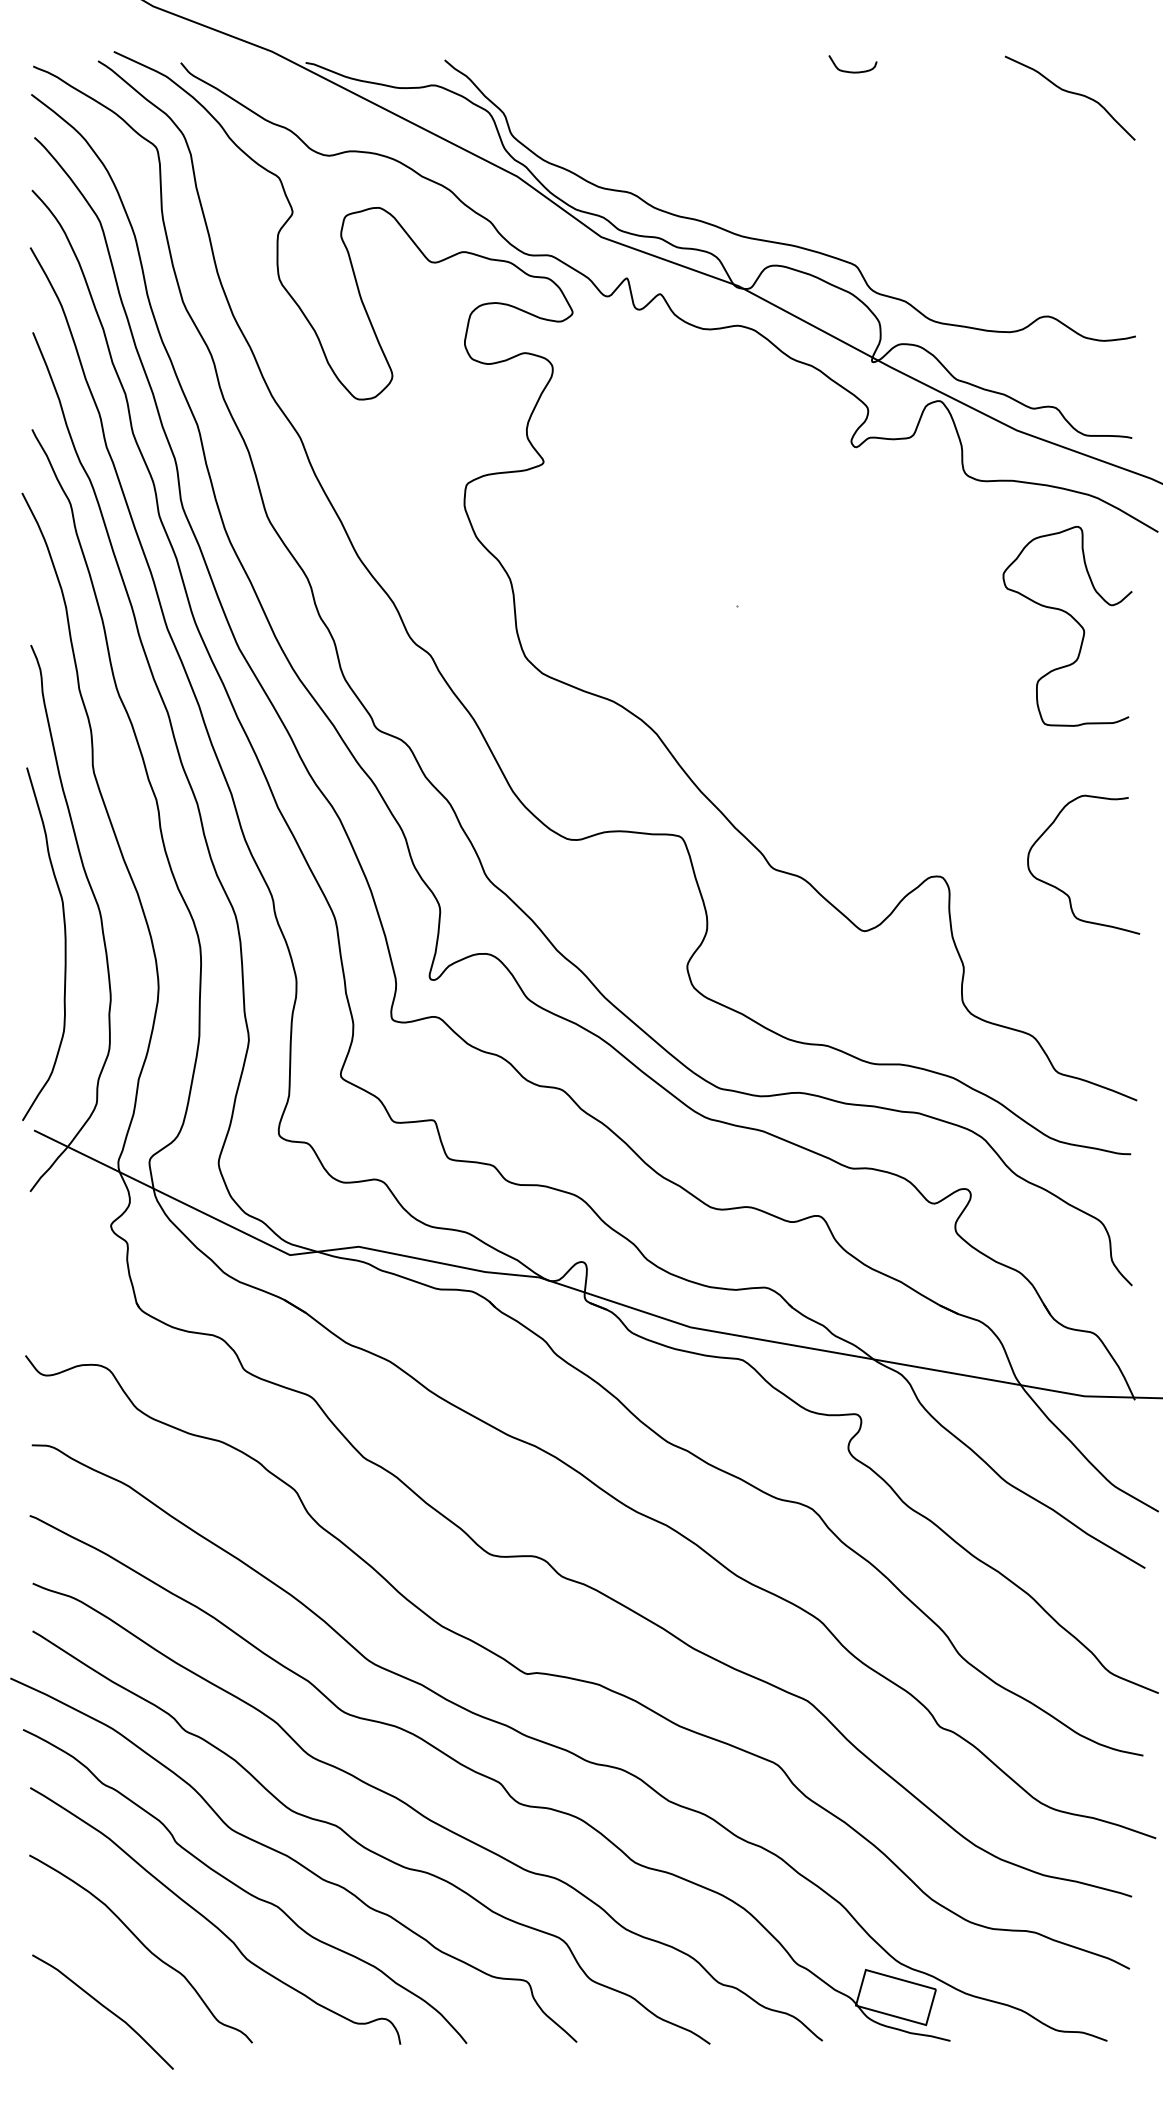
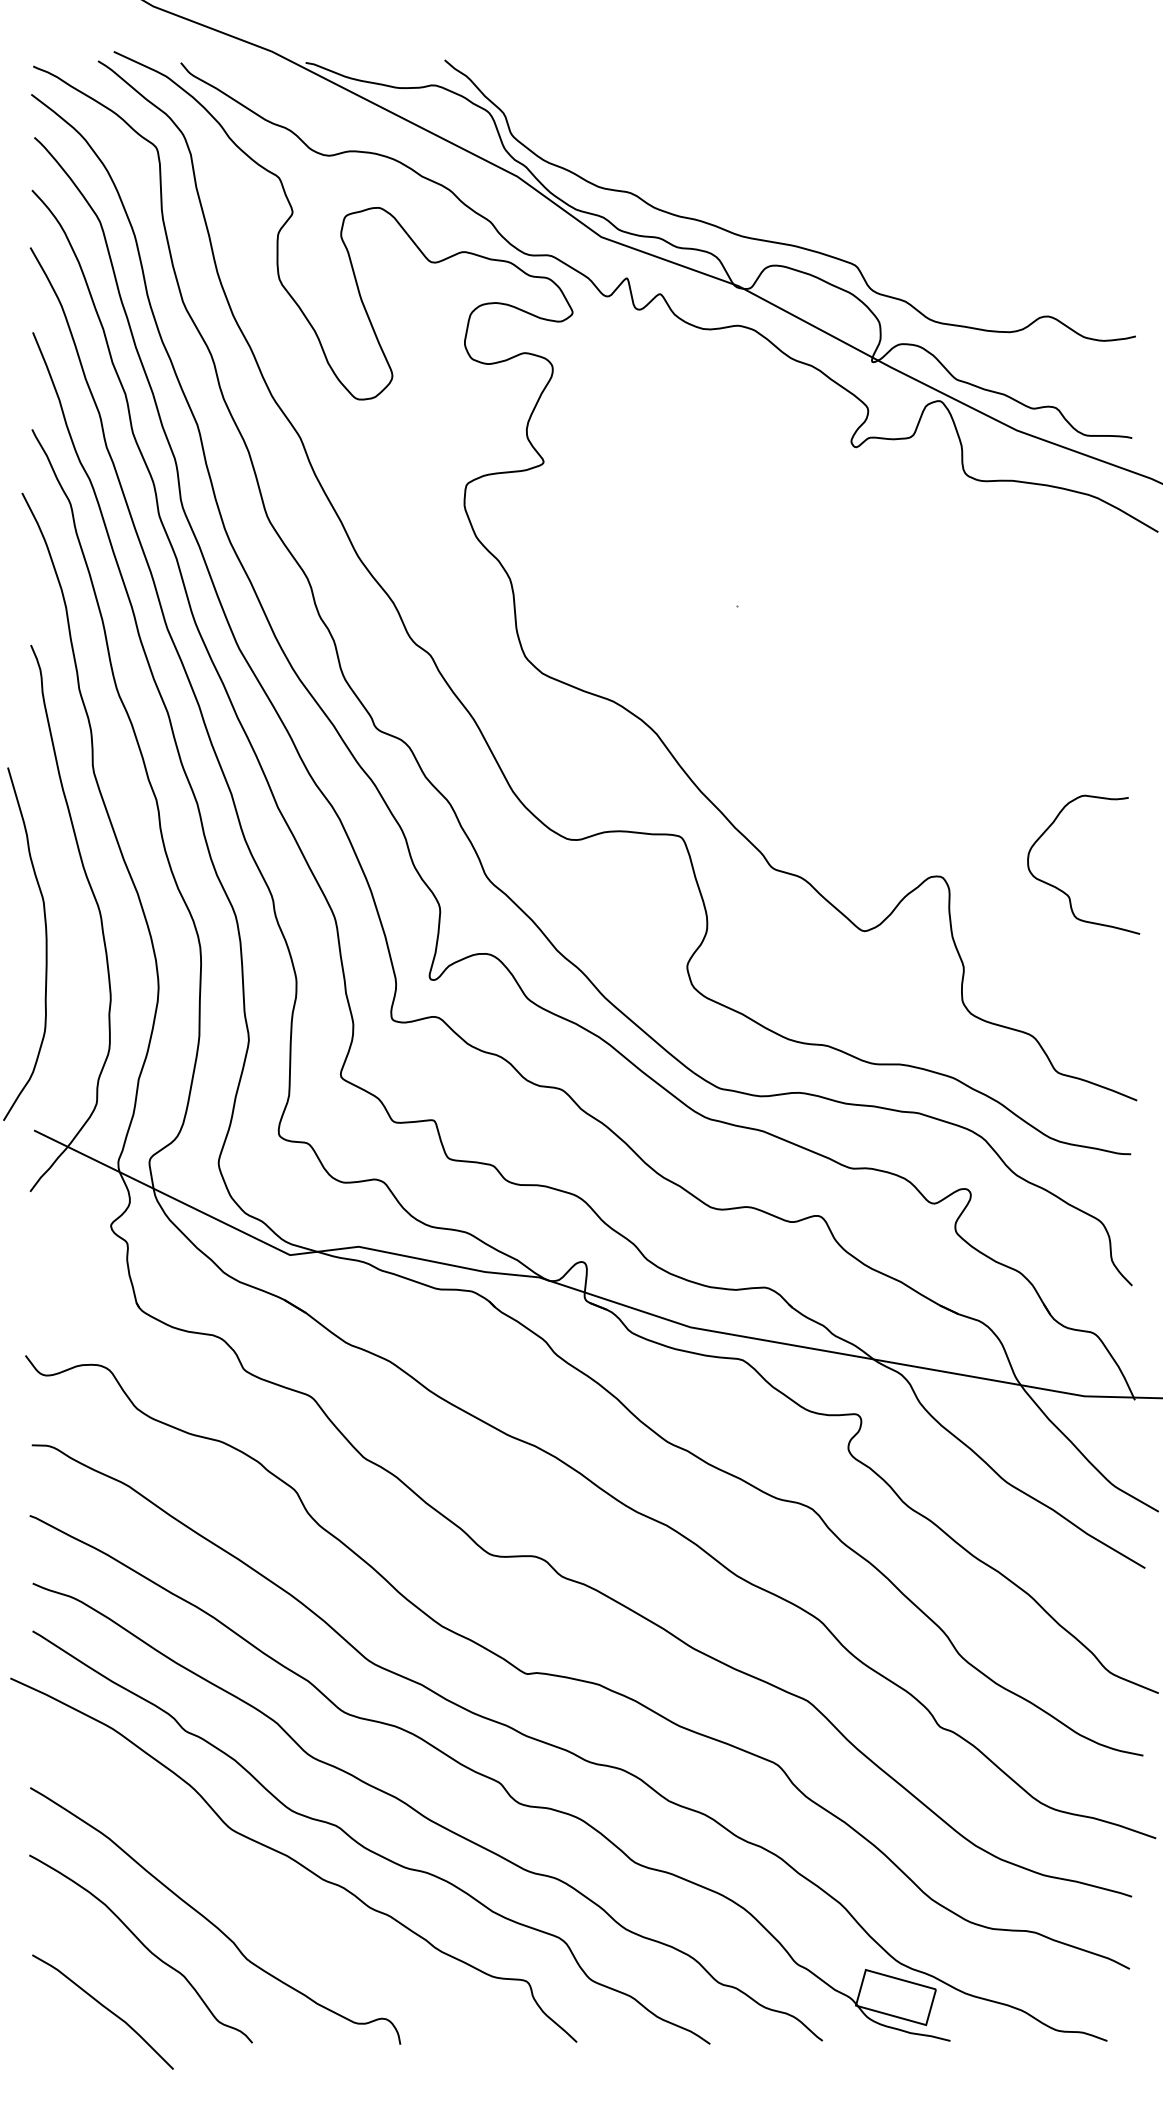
curve: present -> none (852, 71)
curve: present -> none (1070, 93)
curve: present -> none (1073, 619)
curve position: (64, 943) -> (45, 943) (45, 943)
curve: present -> none (242, 1888)
